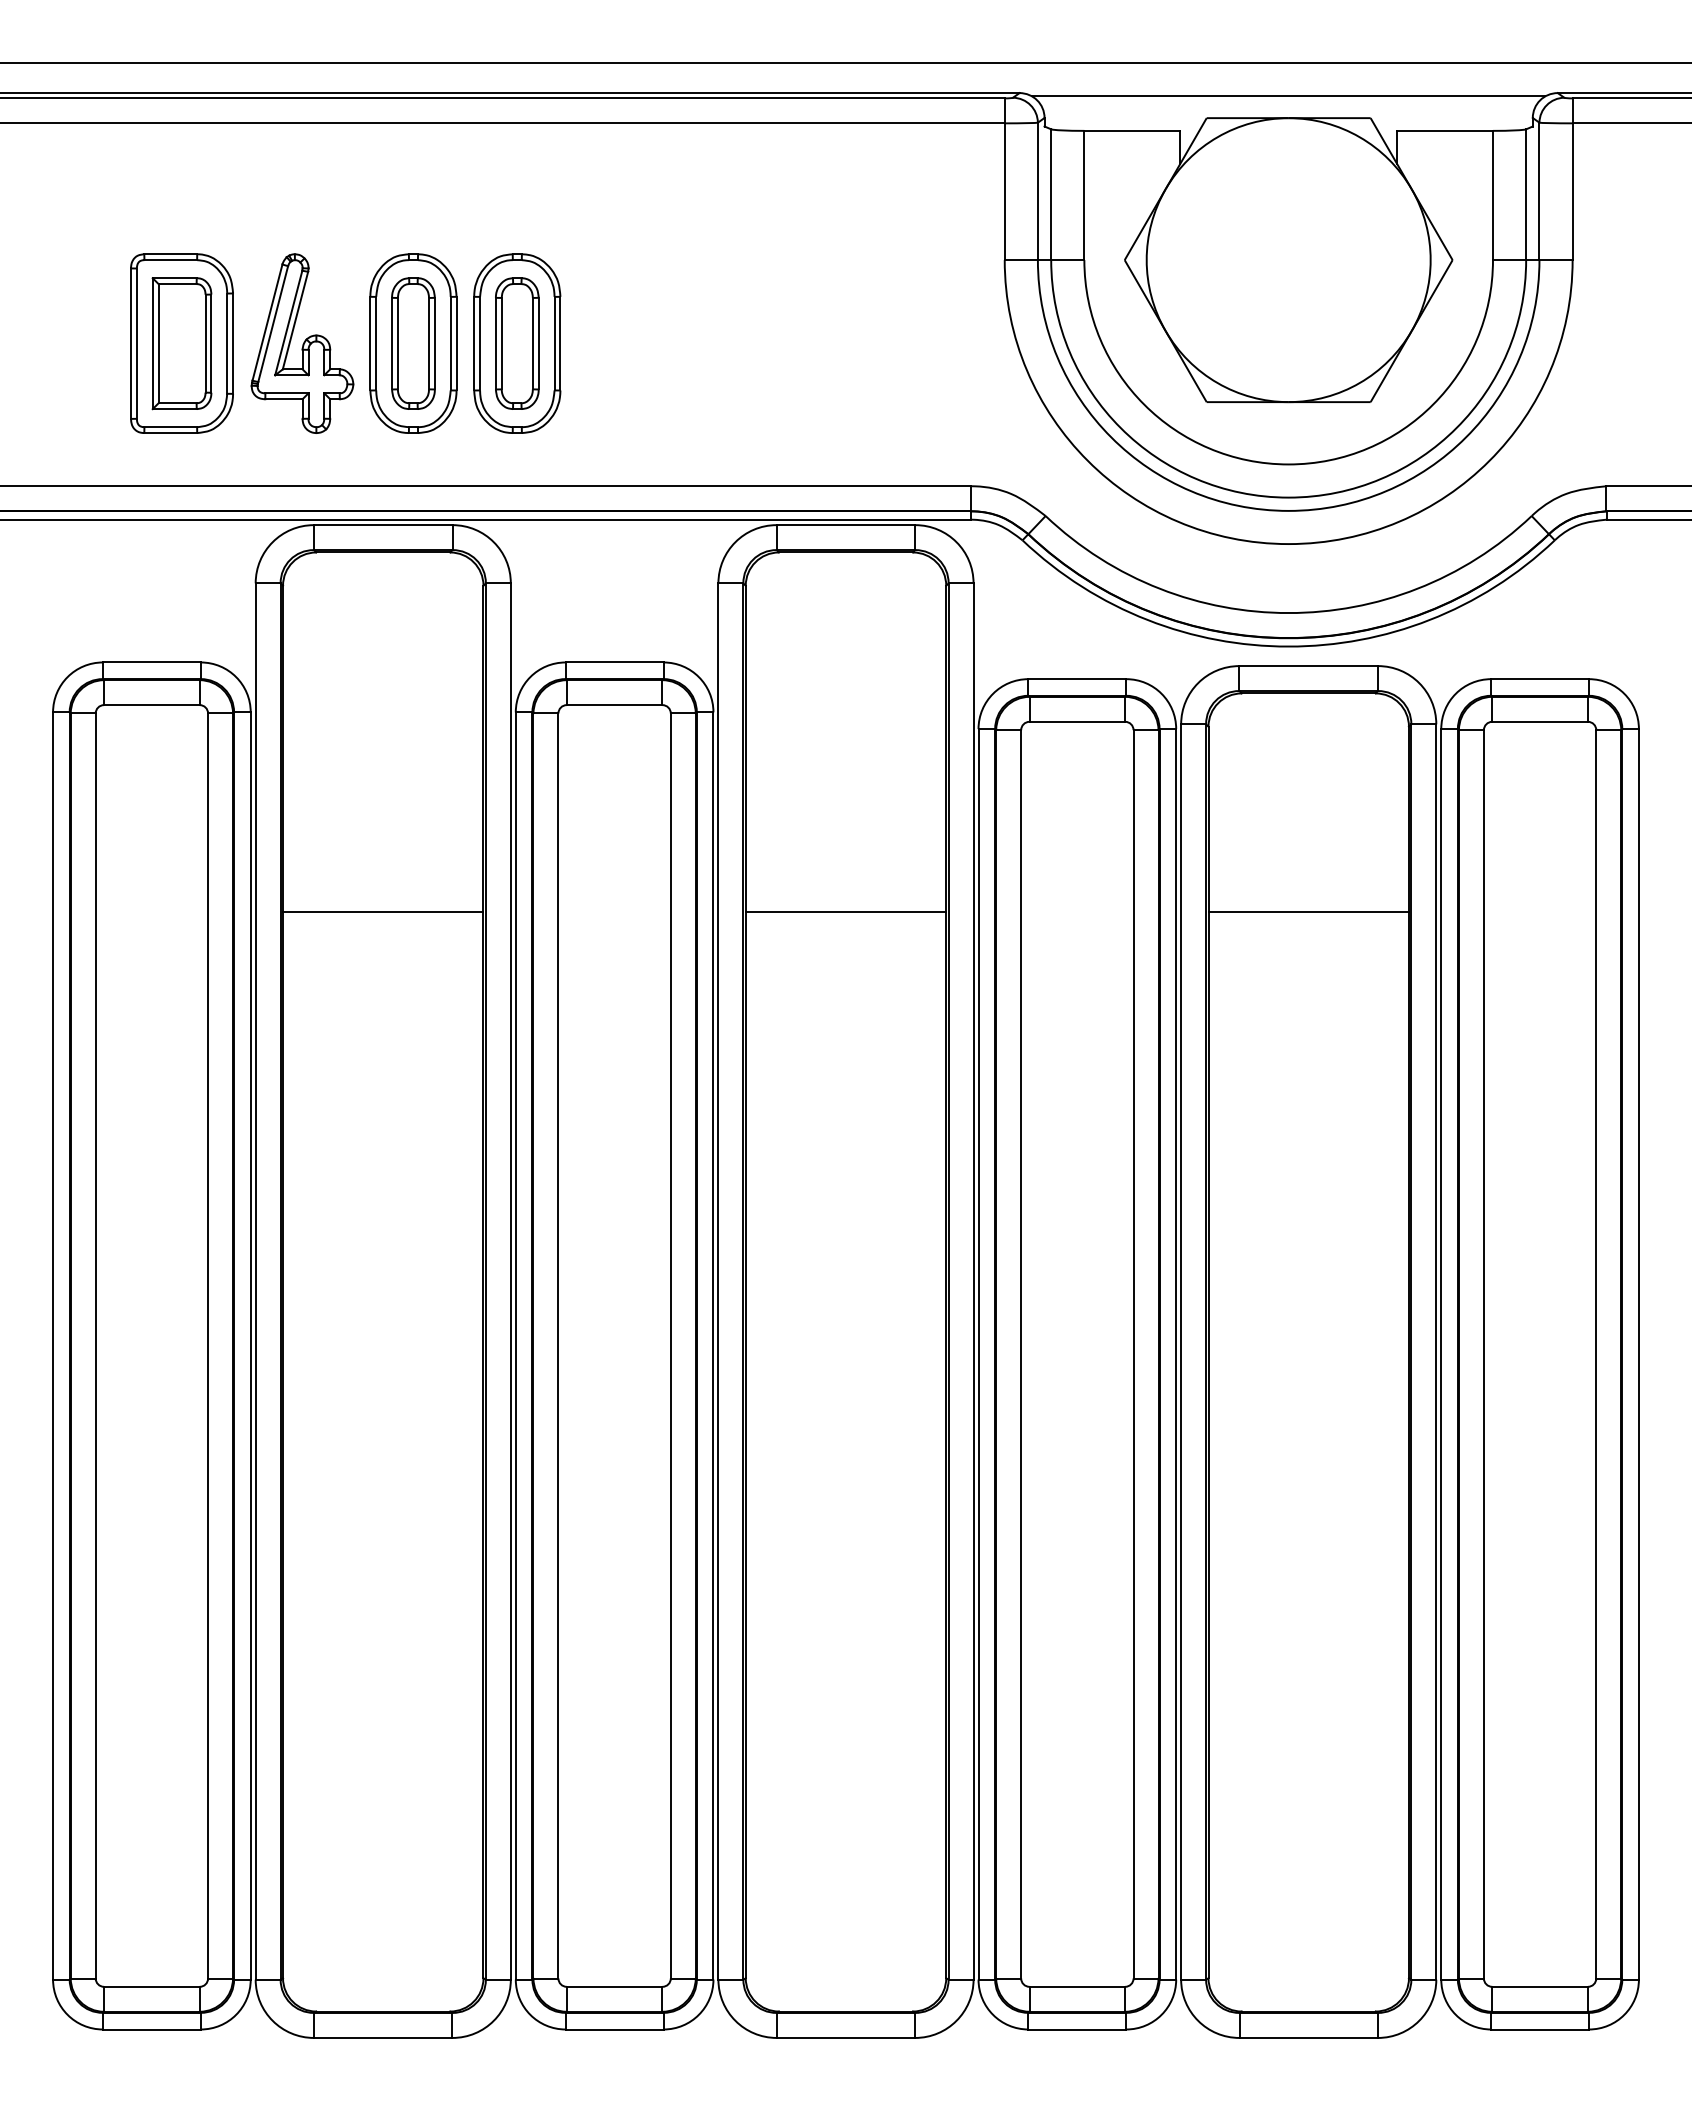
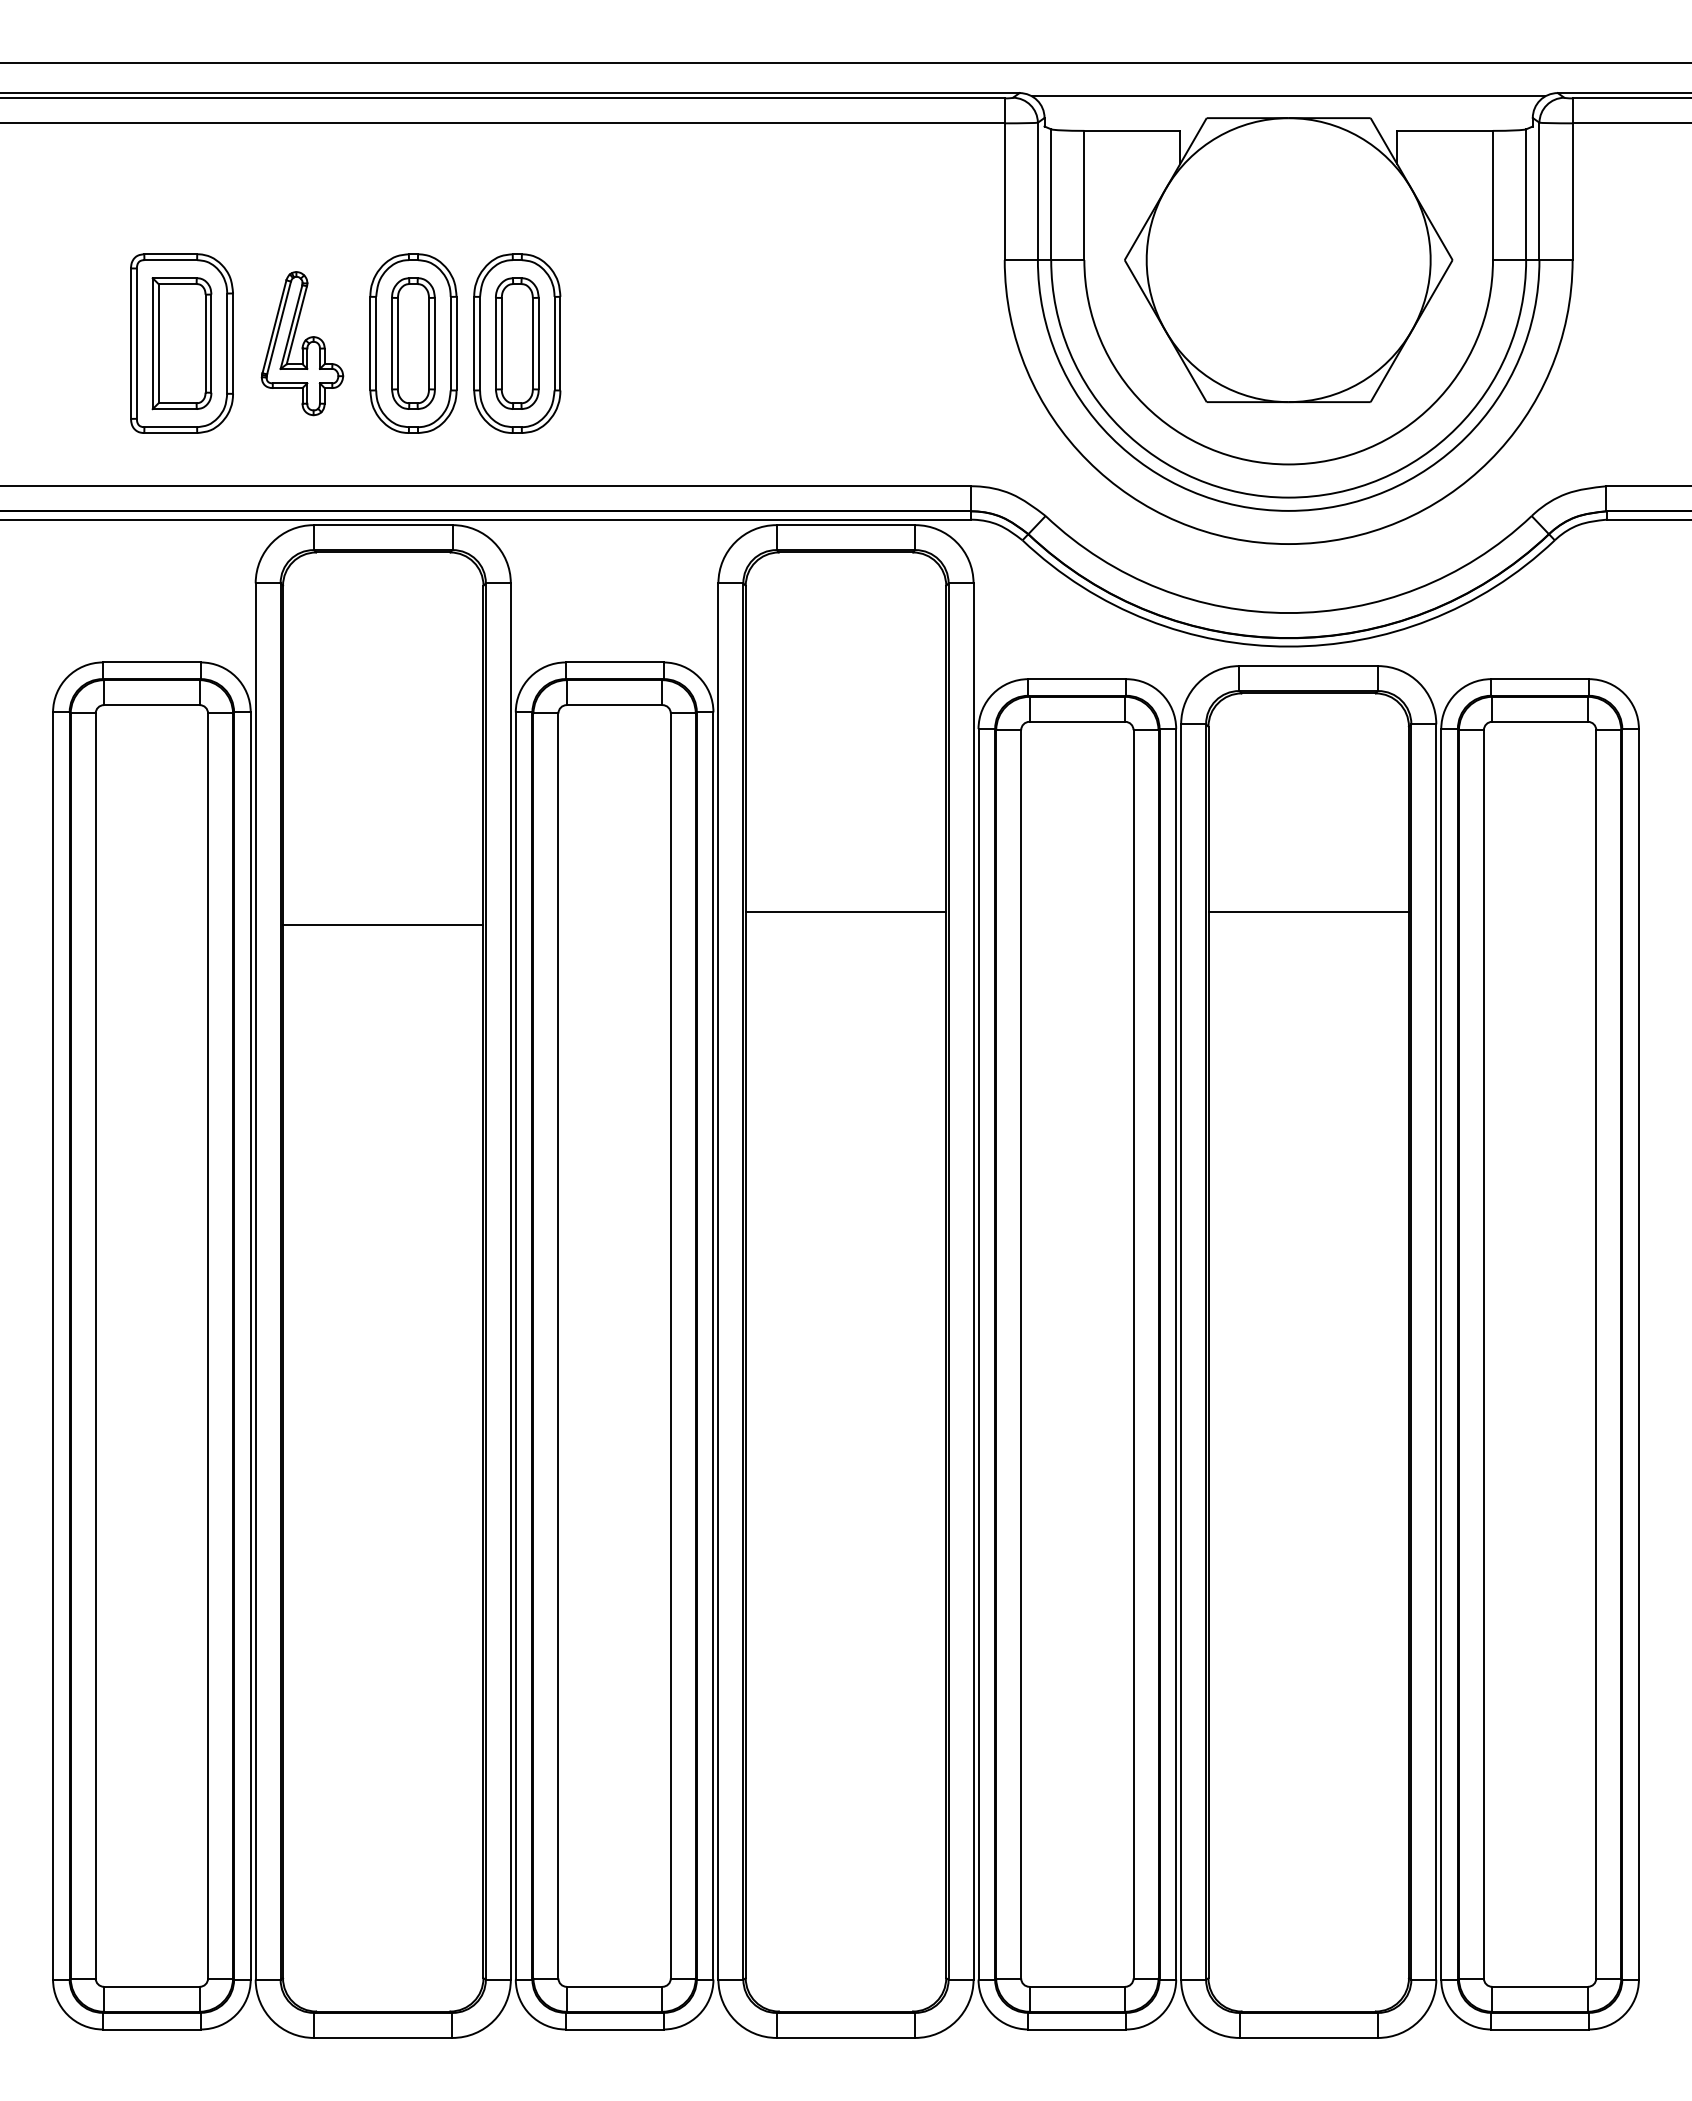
part size: 105x181 px -> 85x146 px (302, 343)
line position: (383, 911) -> (383, 924) (383, 924)
